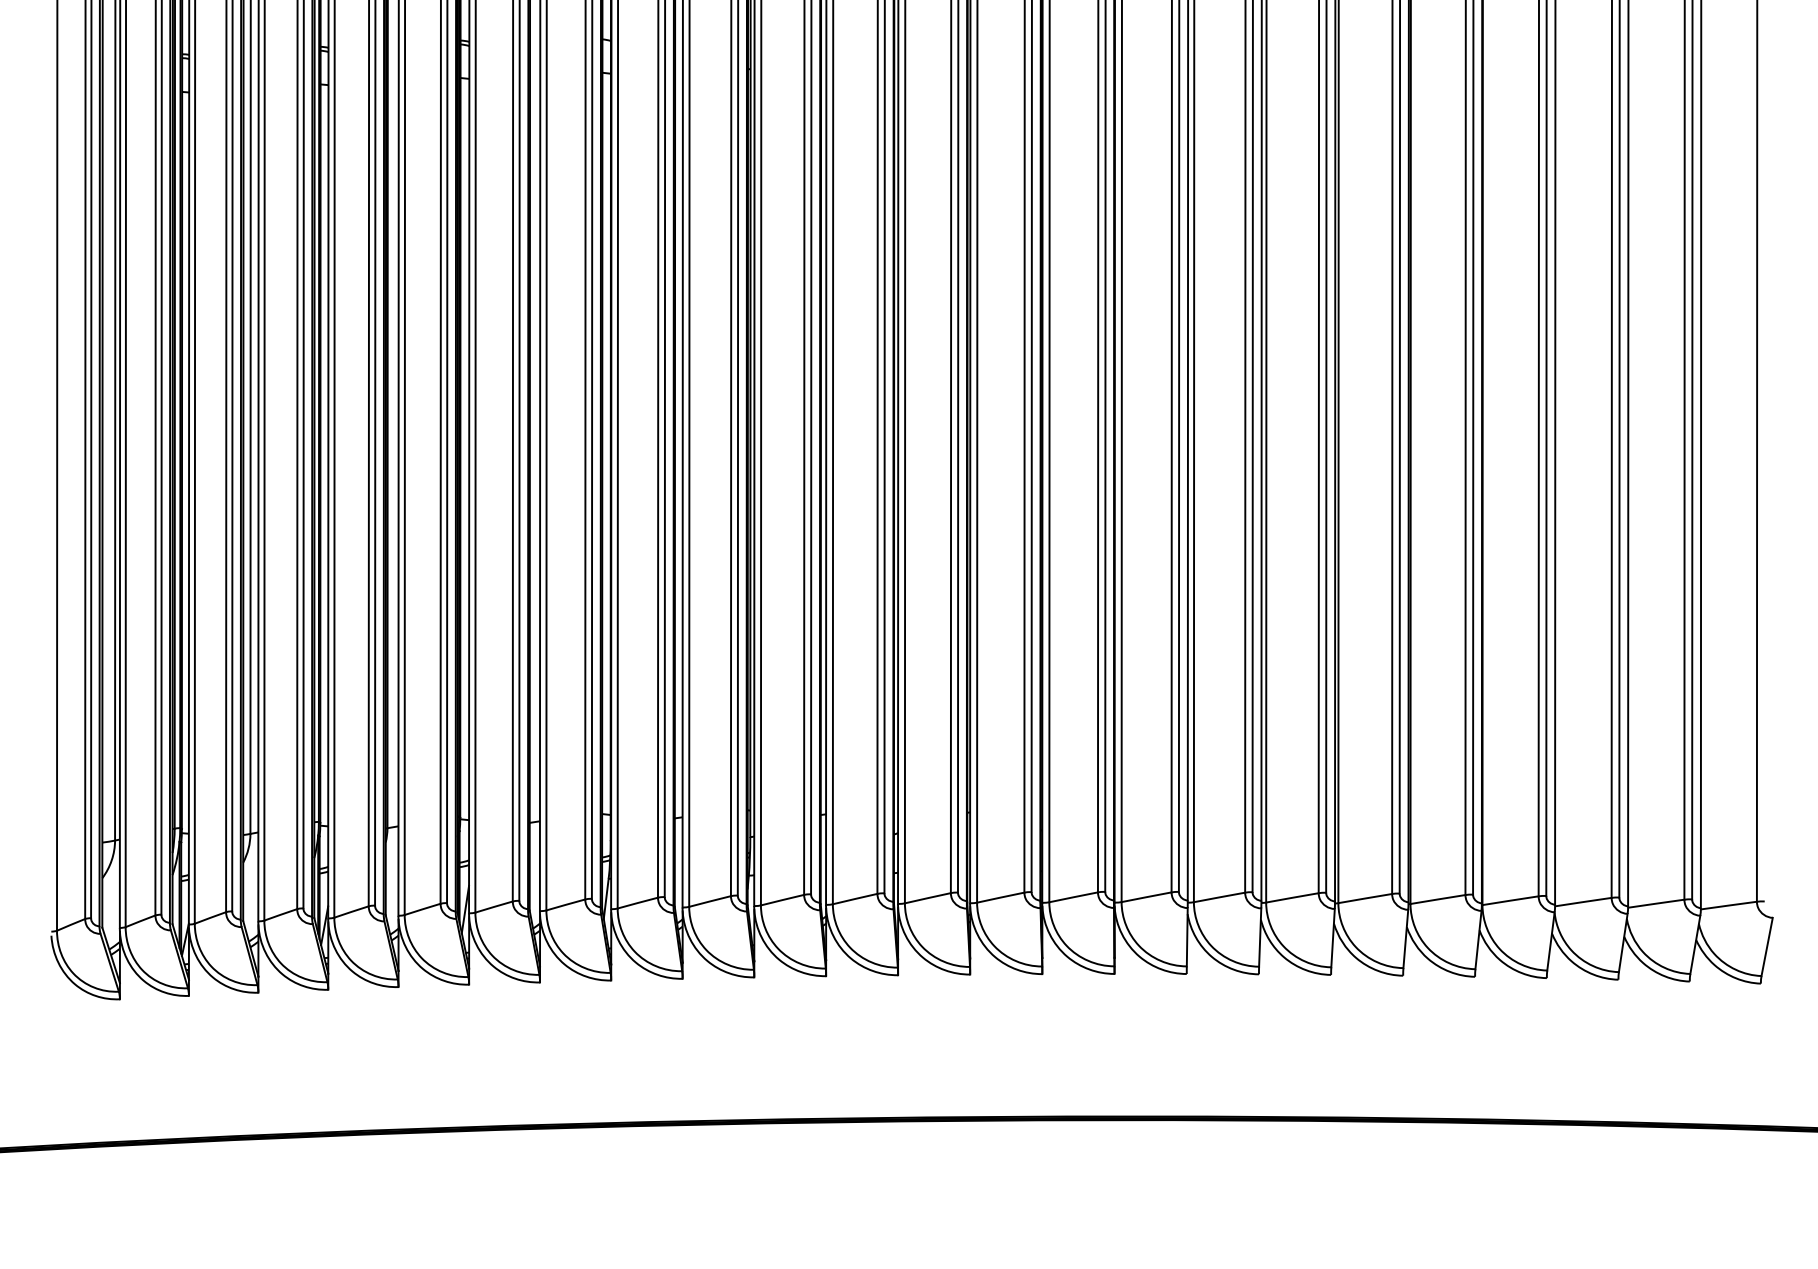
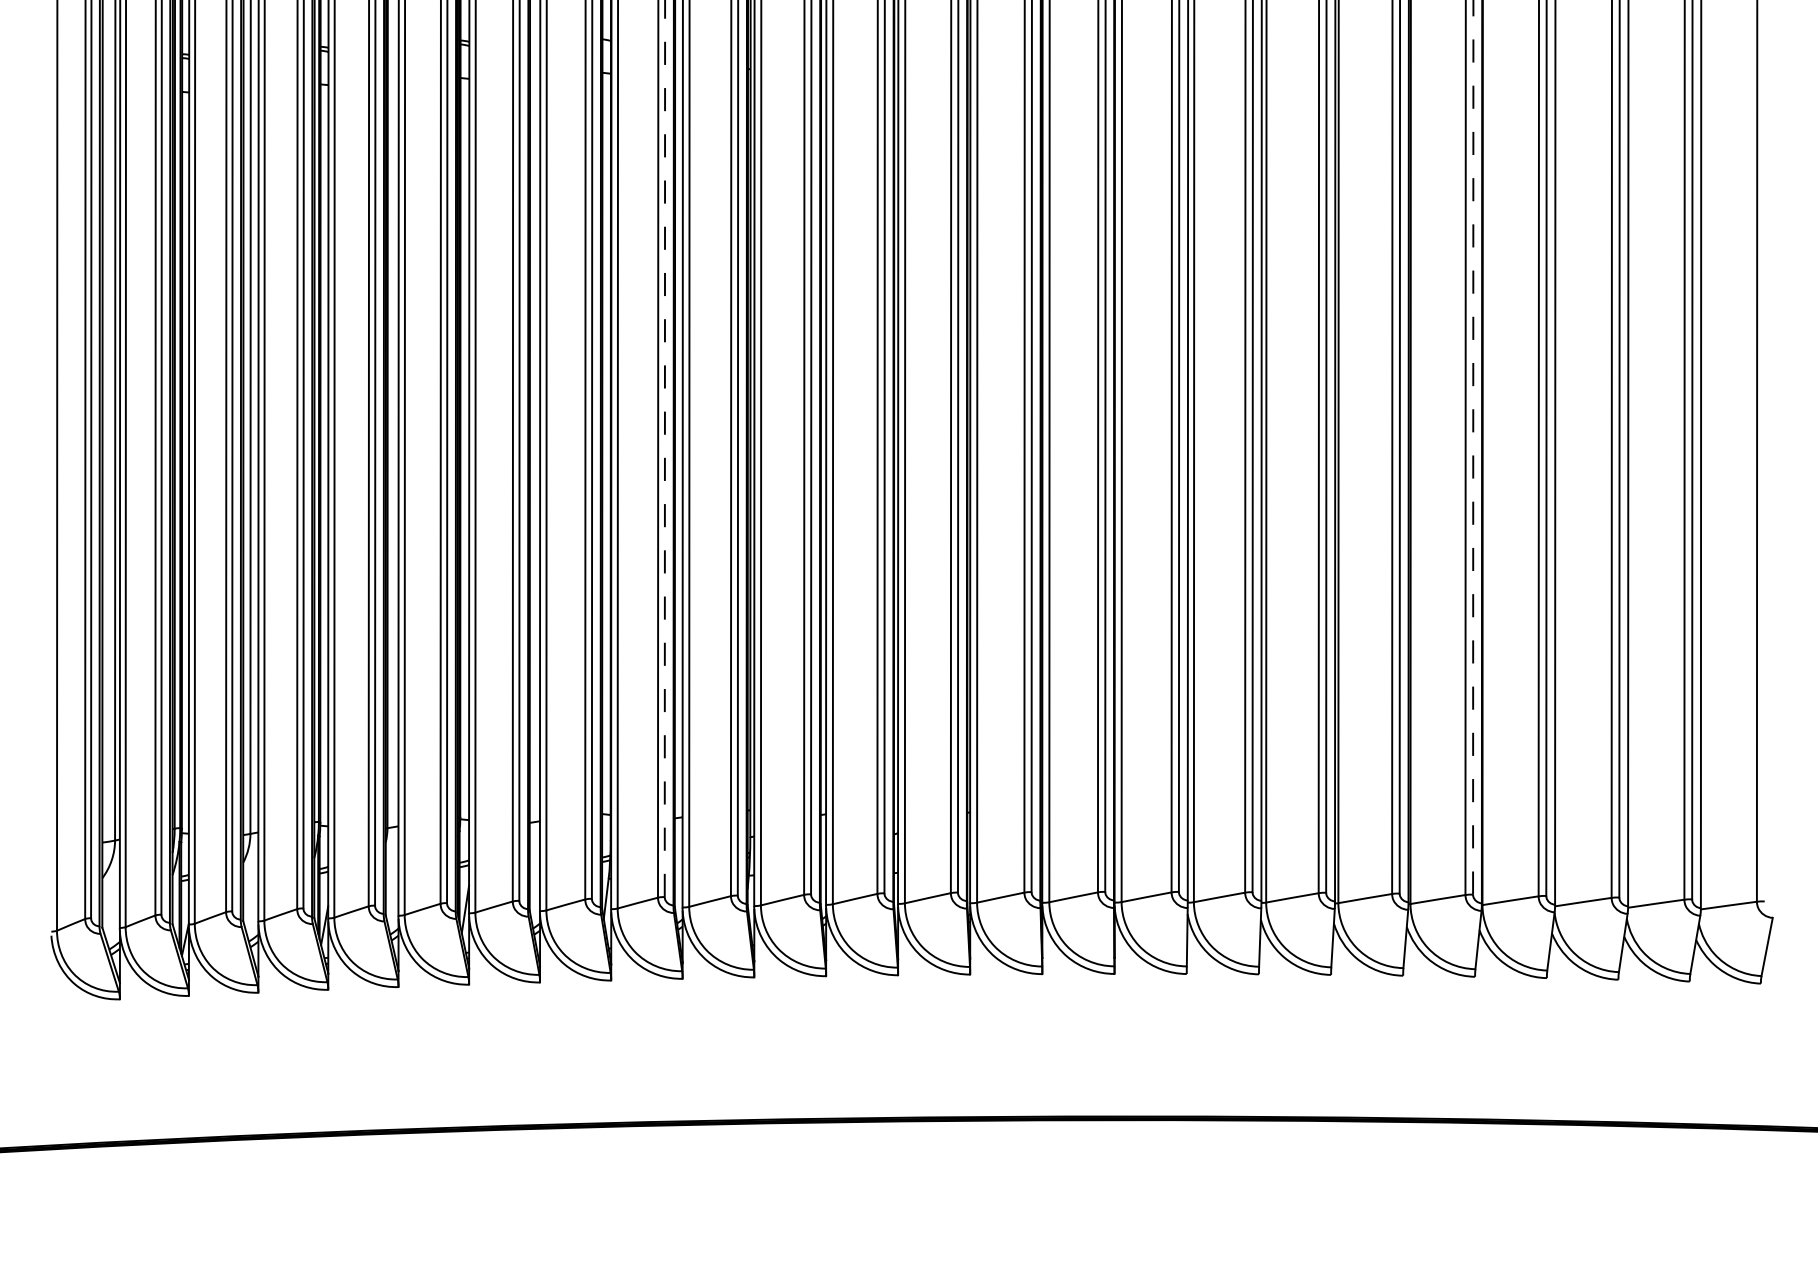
line: solid -> dashed (1473, 446)
line: solid -> dashed (664, 448)
